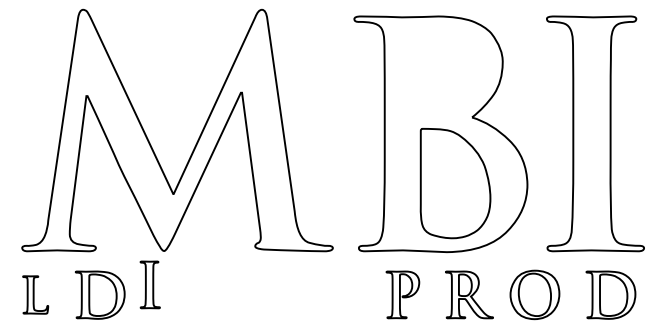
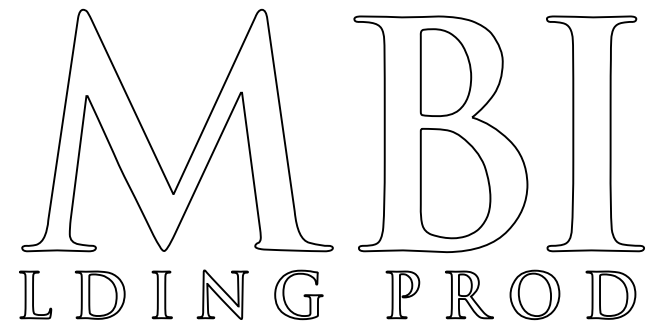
part: none -> present (445, 72)
part position: (149, 284) -> (161, 294) (161, 294)
part size: 28x40 px -> 34x50 px (35, 294)
part: none -> present (222, 294)
part: none -> present (298, 294)
